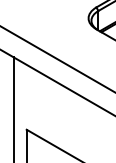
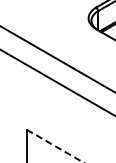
line: present -> none (13, 108)
line: solid -> dashed (55, 146)
